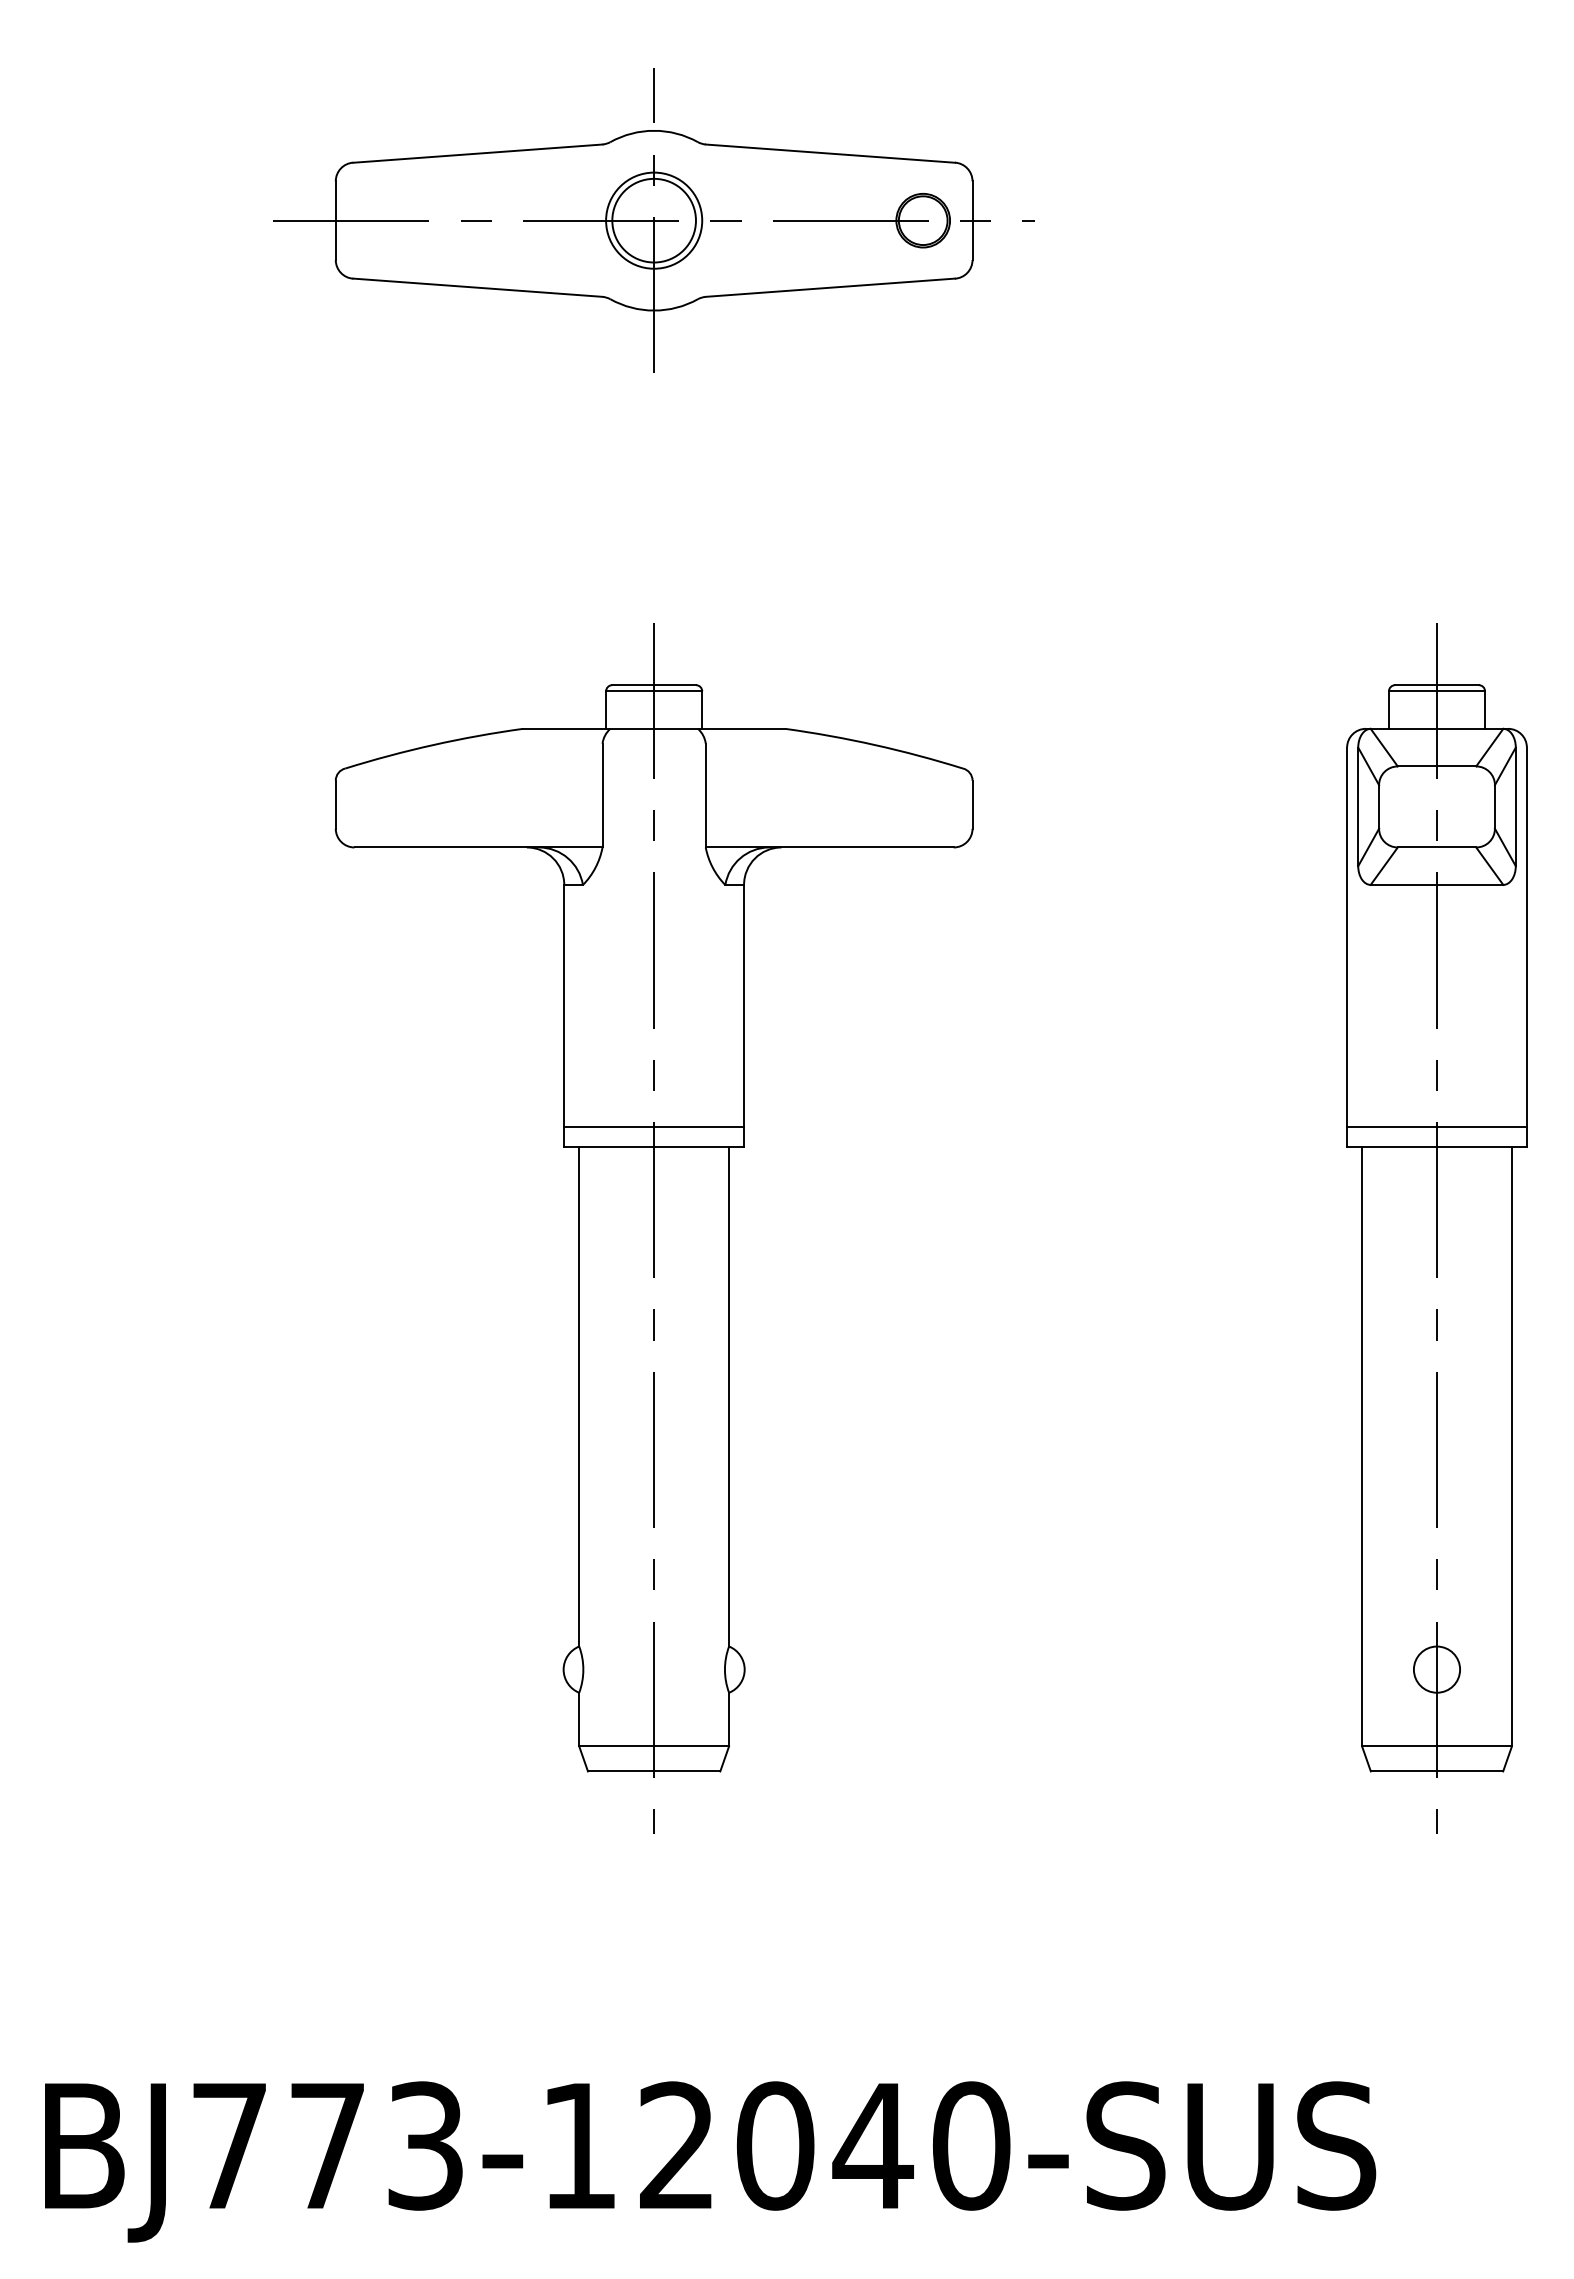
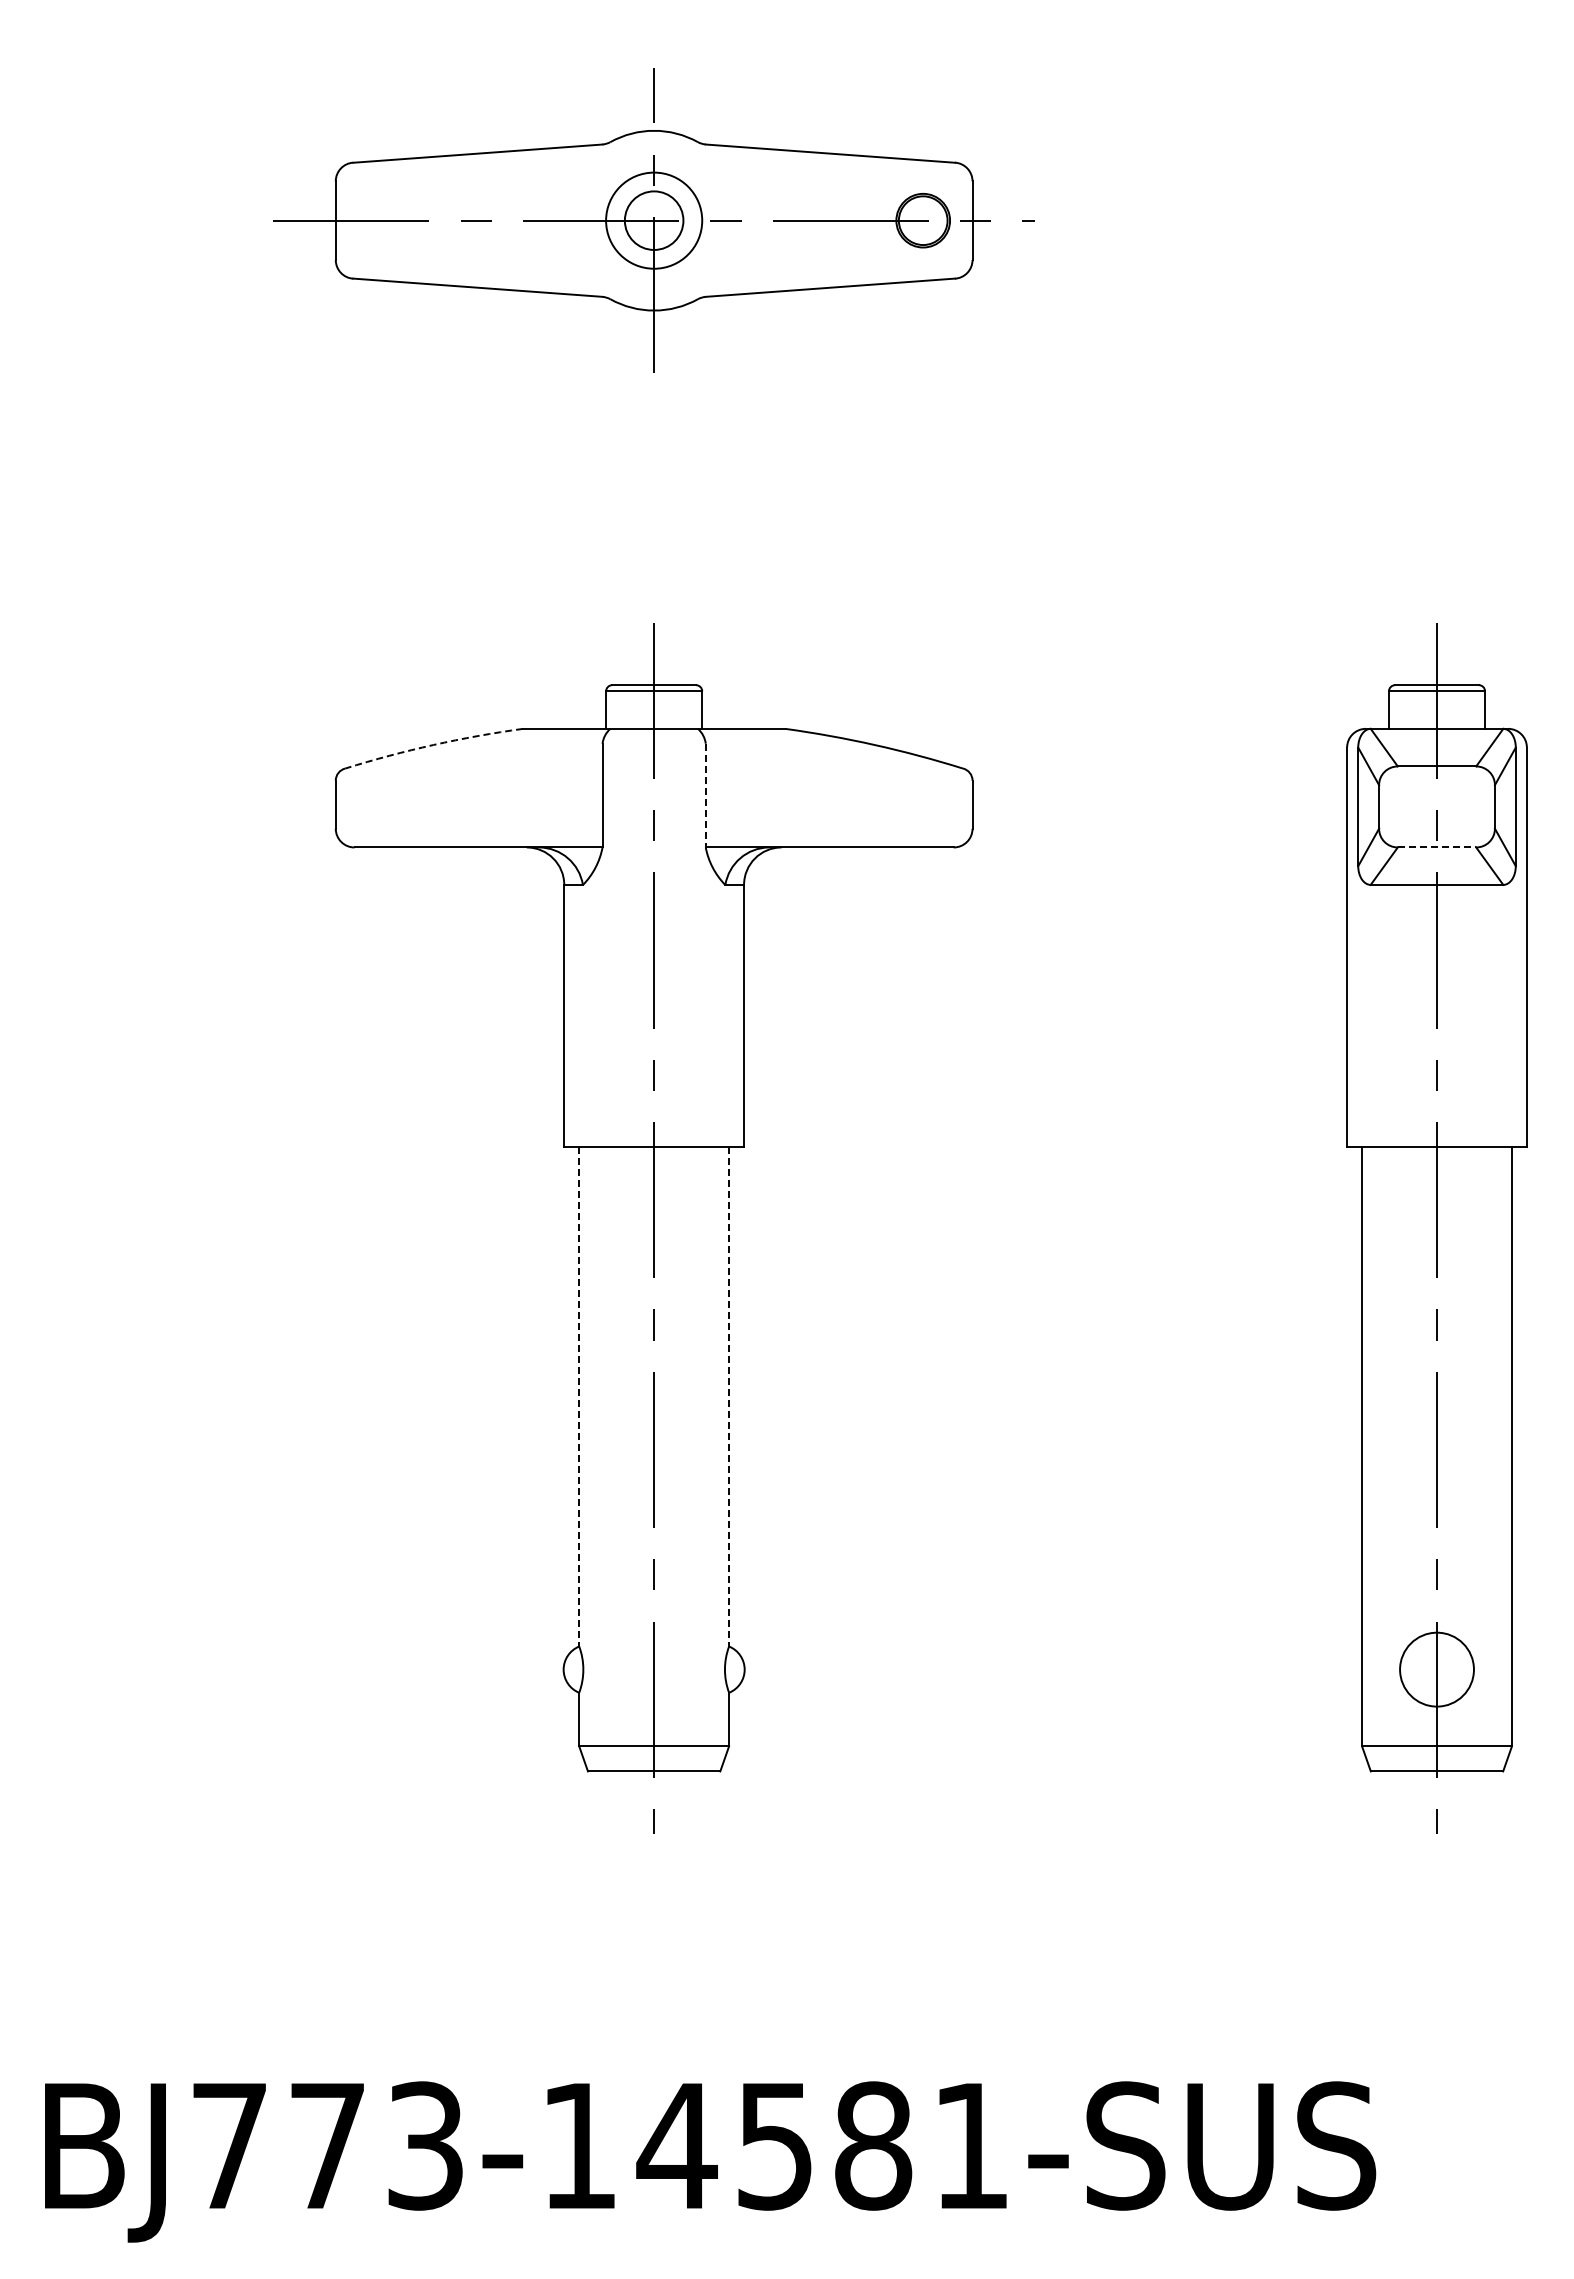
circle diameter: 84 px -> 59 px (653, 220)
arc: solid -> dashed (433, 745)
line: solid -> dashed (705, 795)
line: solid -> dashed (1437, 847)
line: present -> none (654, 1126)
line: present -> none (1436, 1126)
line: solid -> dashed (579, 1396)
line: solid -> dashed (729, 1396)
circle diameter: 46 px -> 74 px (1436, 1669)
text: BJ773-12040-SUS -> BJ773-14581-SUS (823, 2145)
